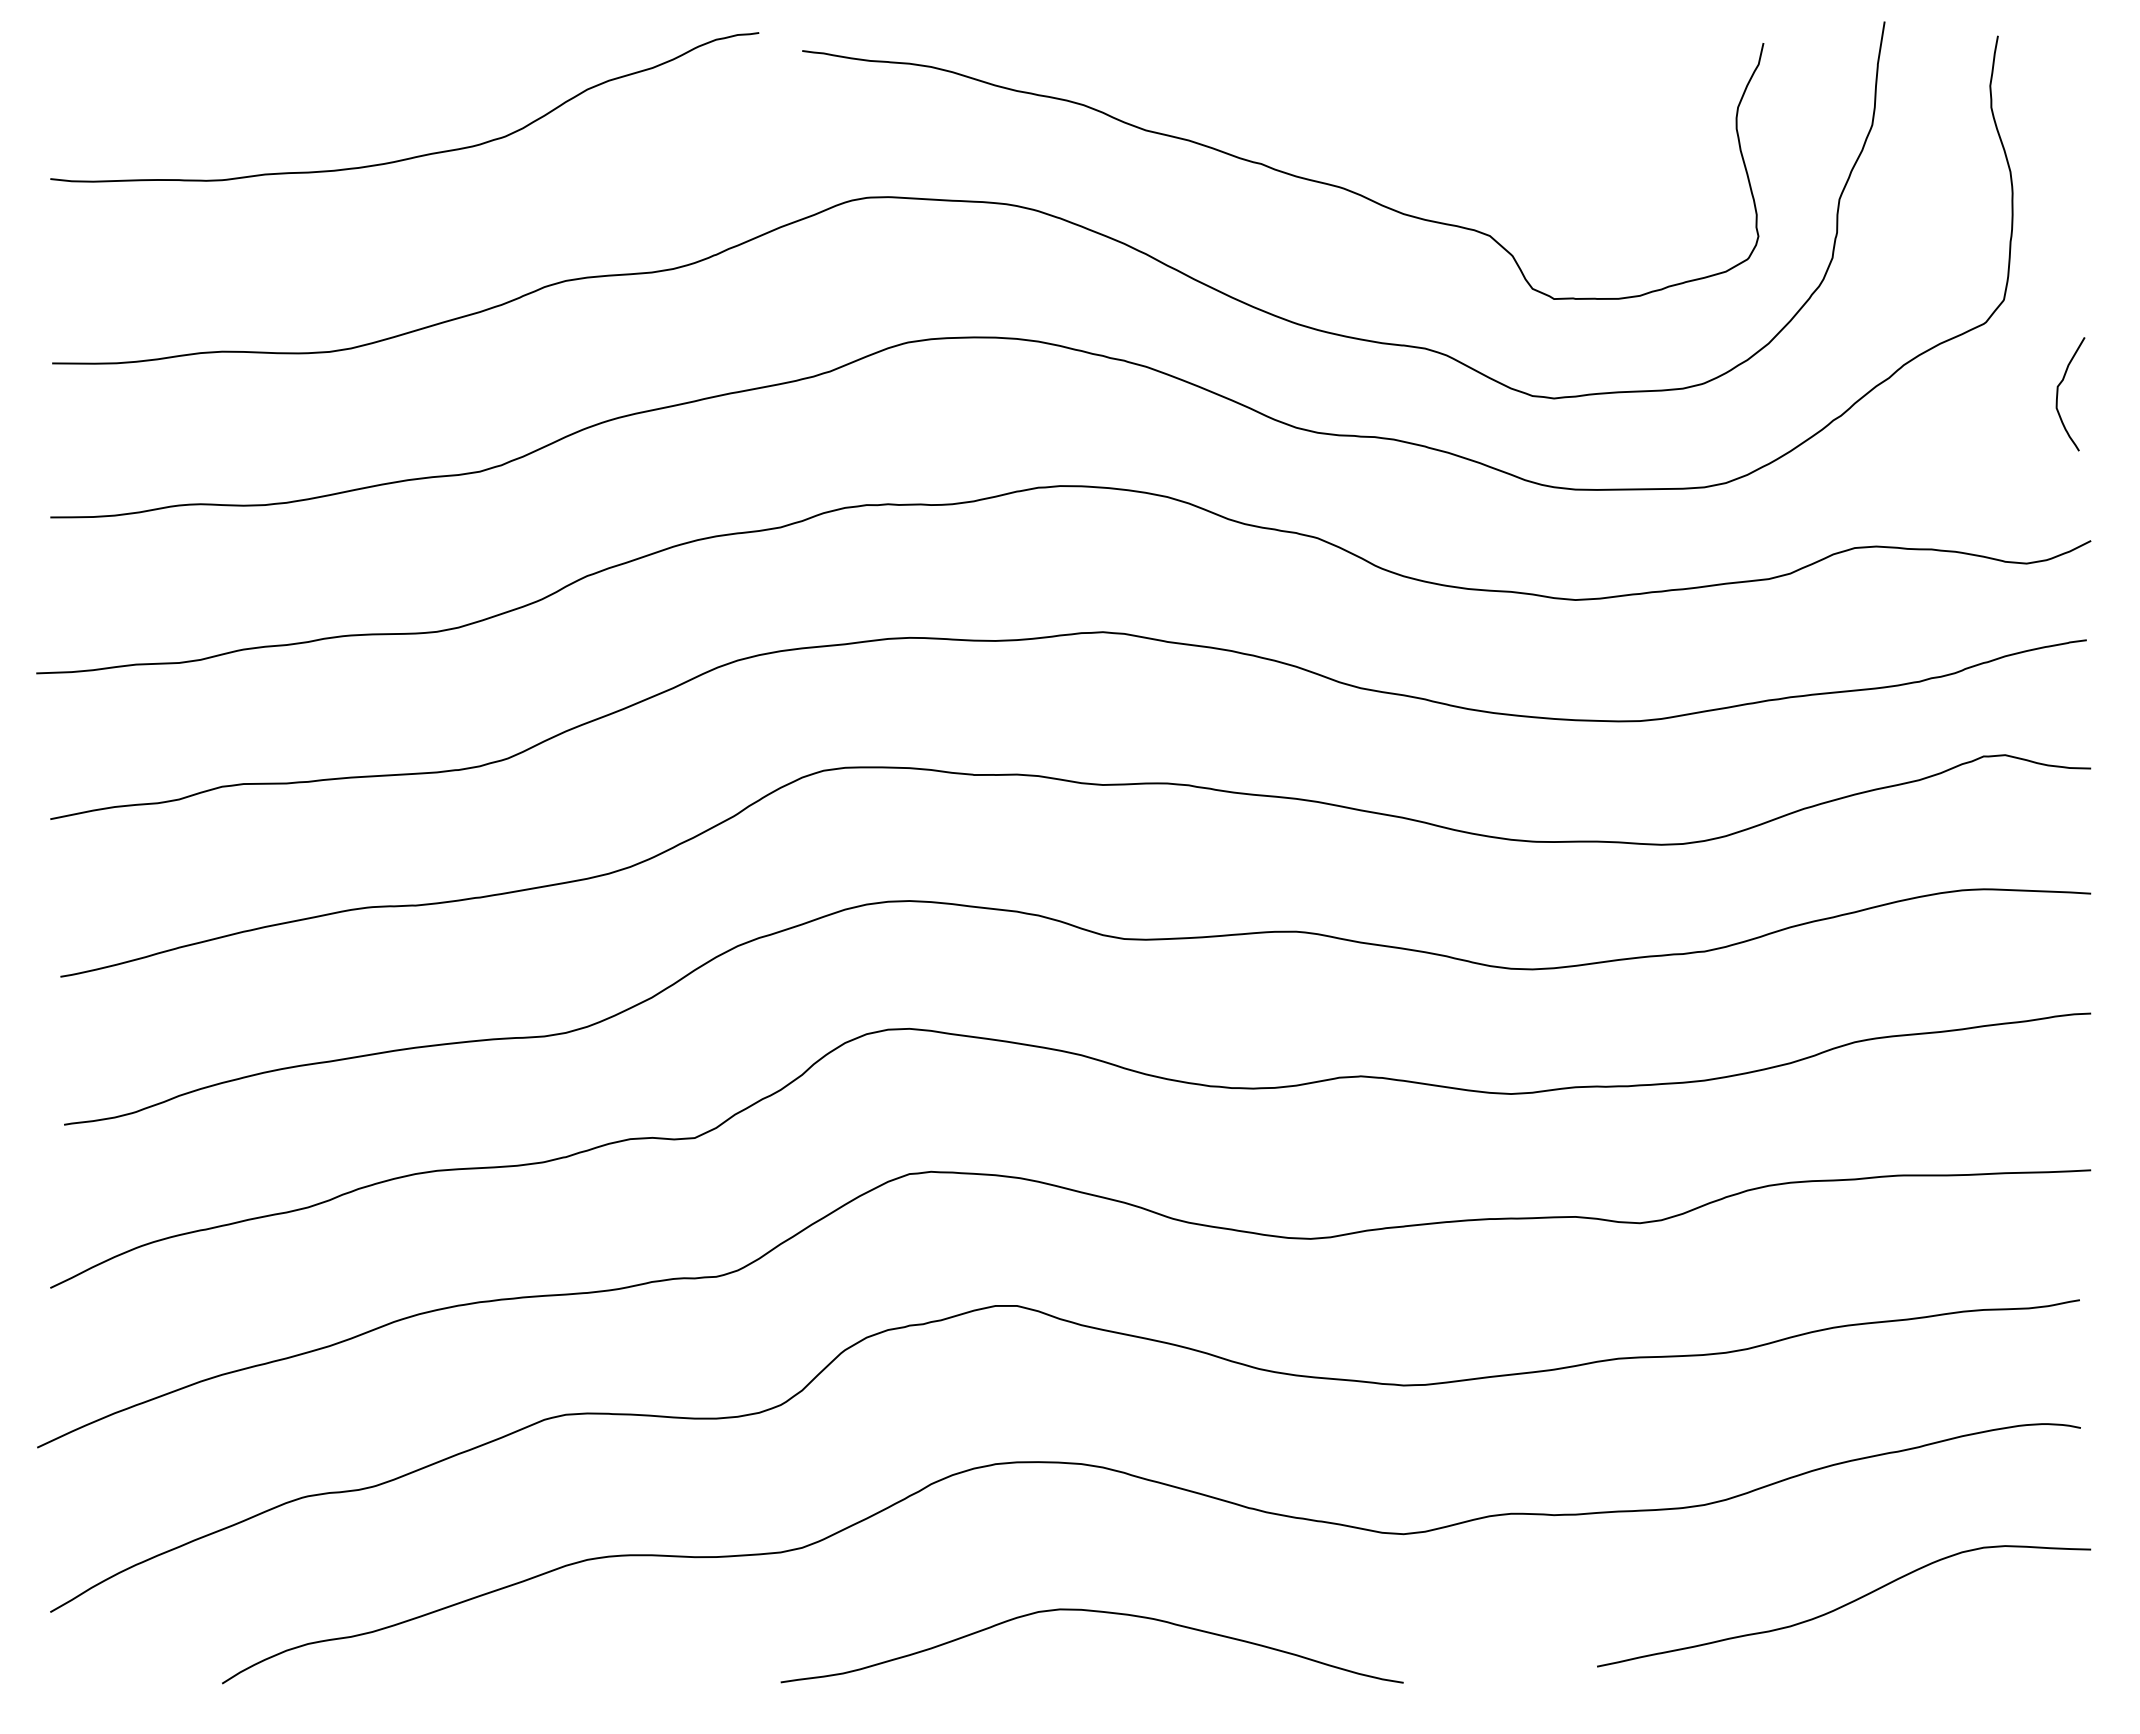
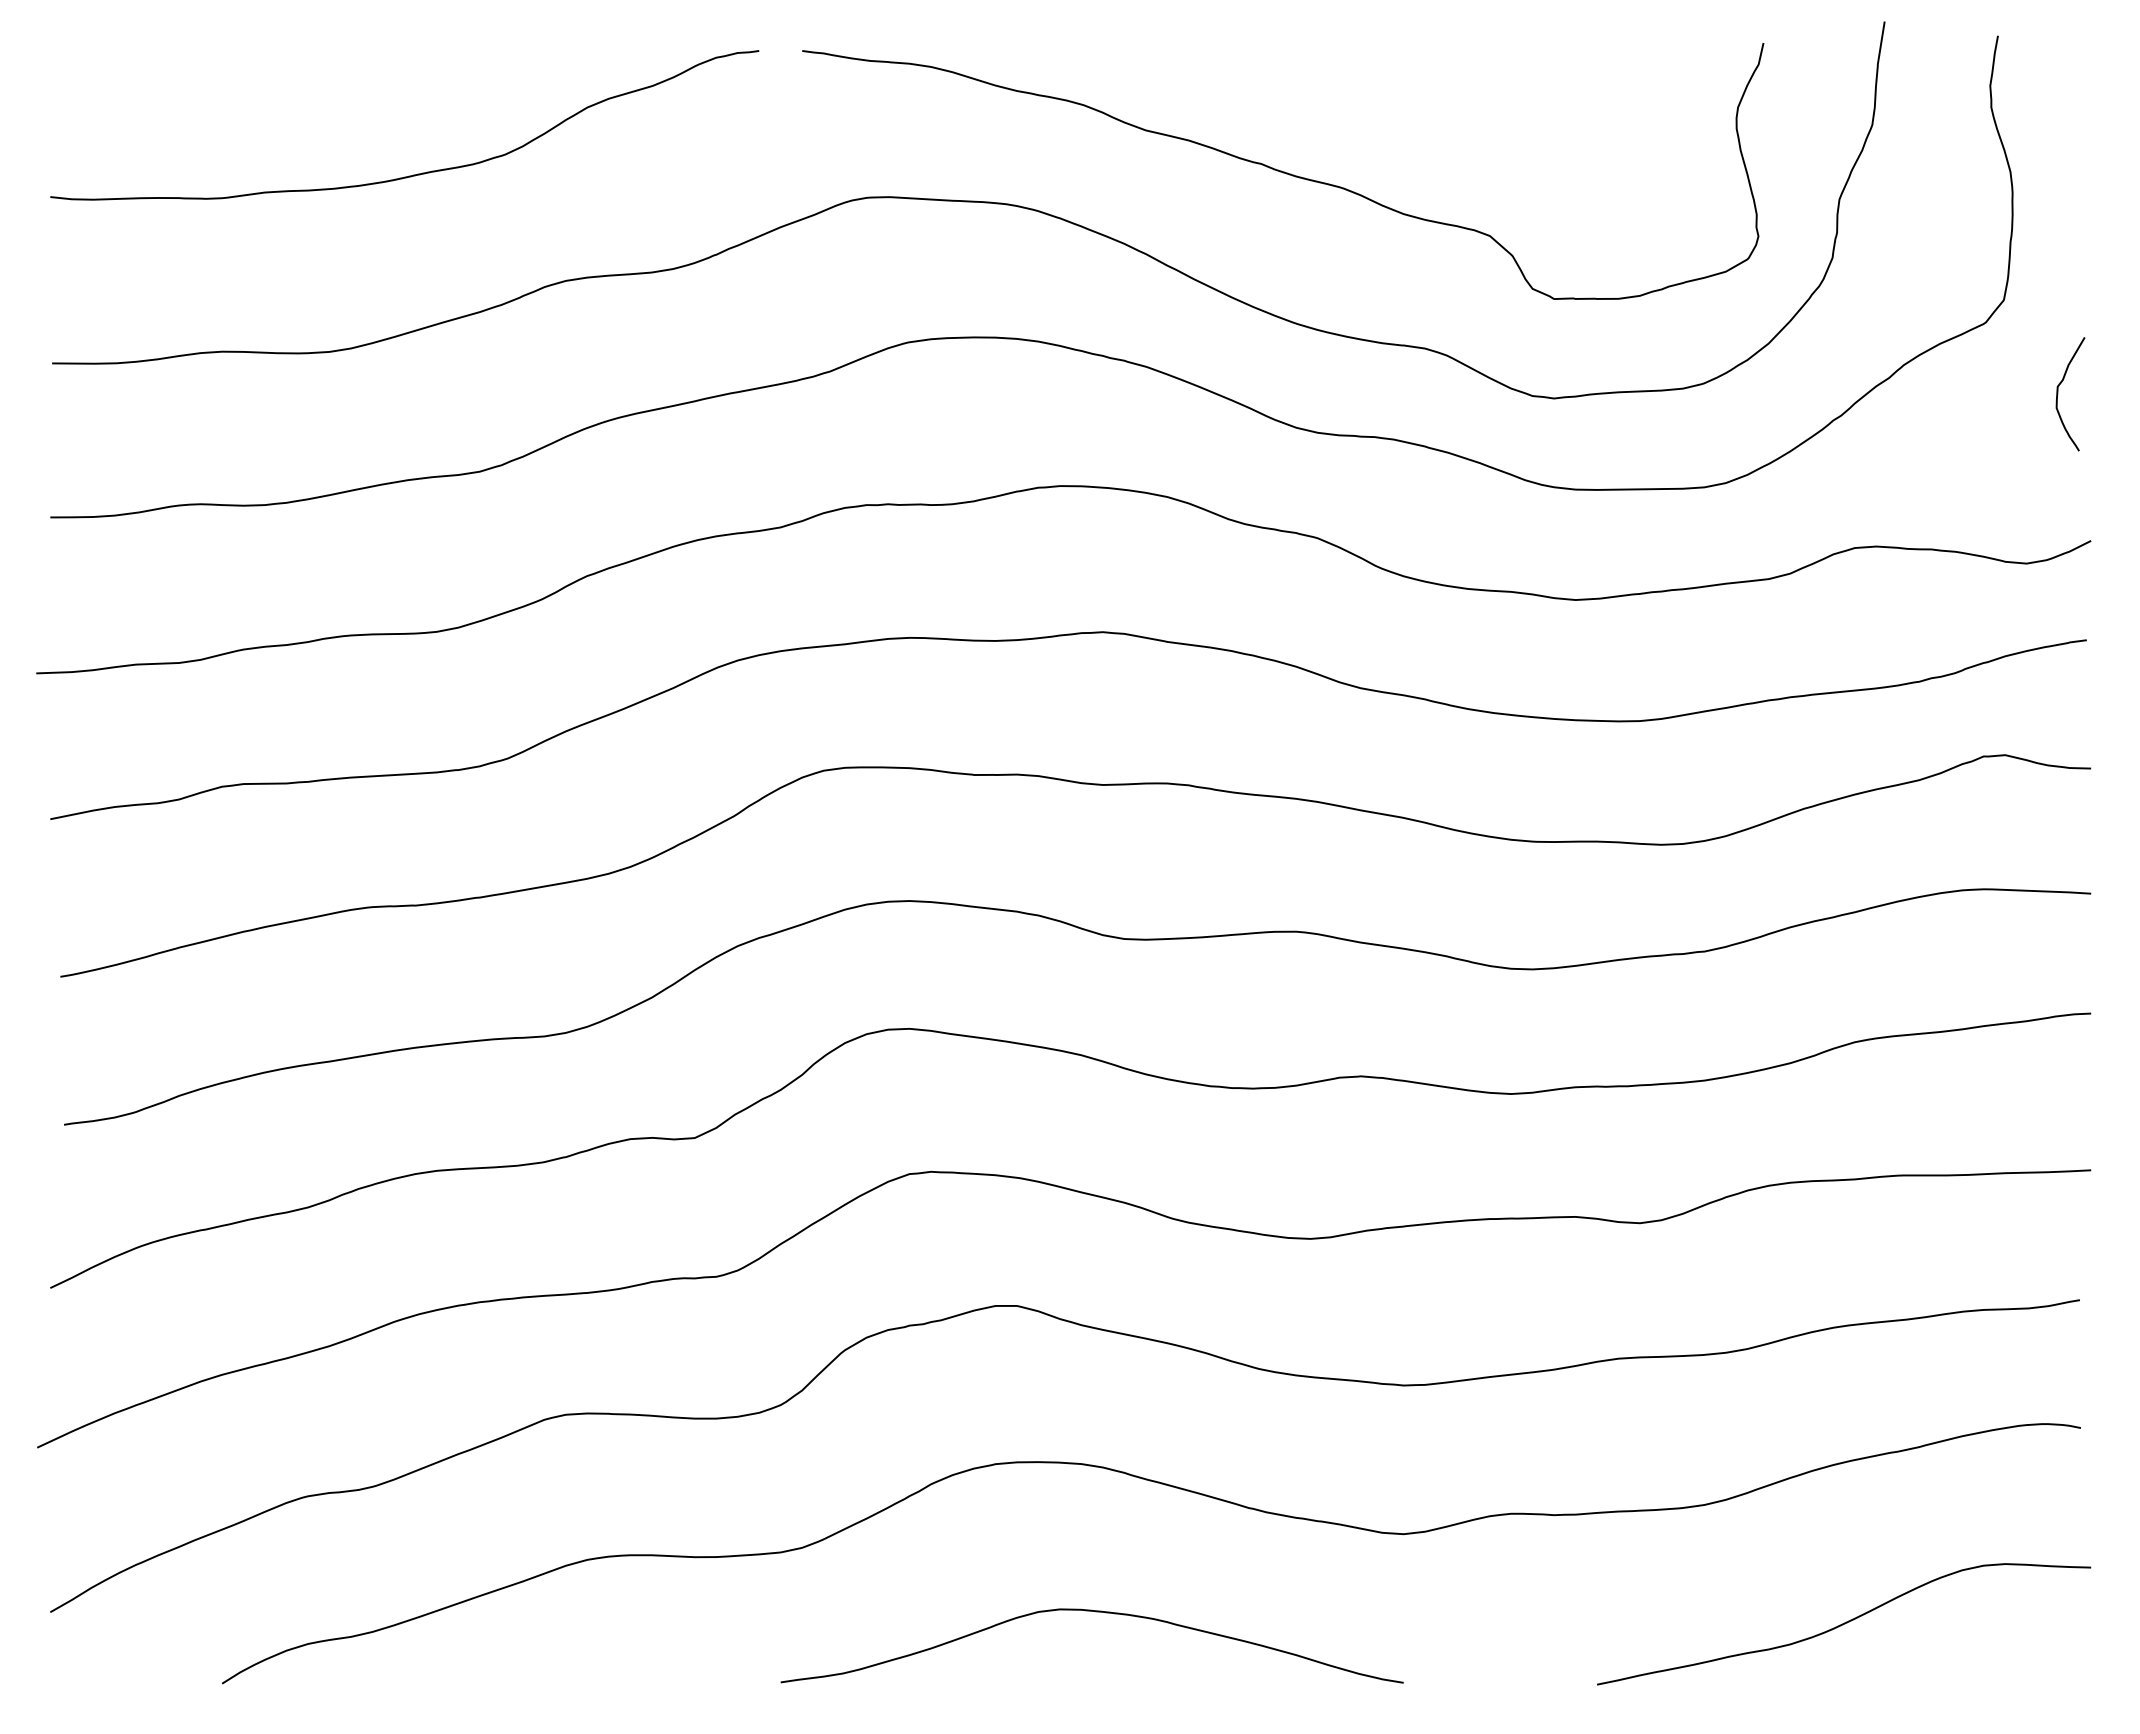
curve position: (417, 155) -> (417, 173) (417, 173)
curve position: (1844, 1606) -> (1844, 1624) (1844, 1624)
